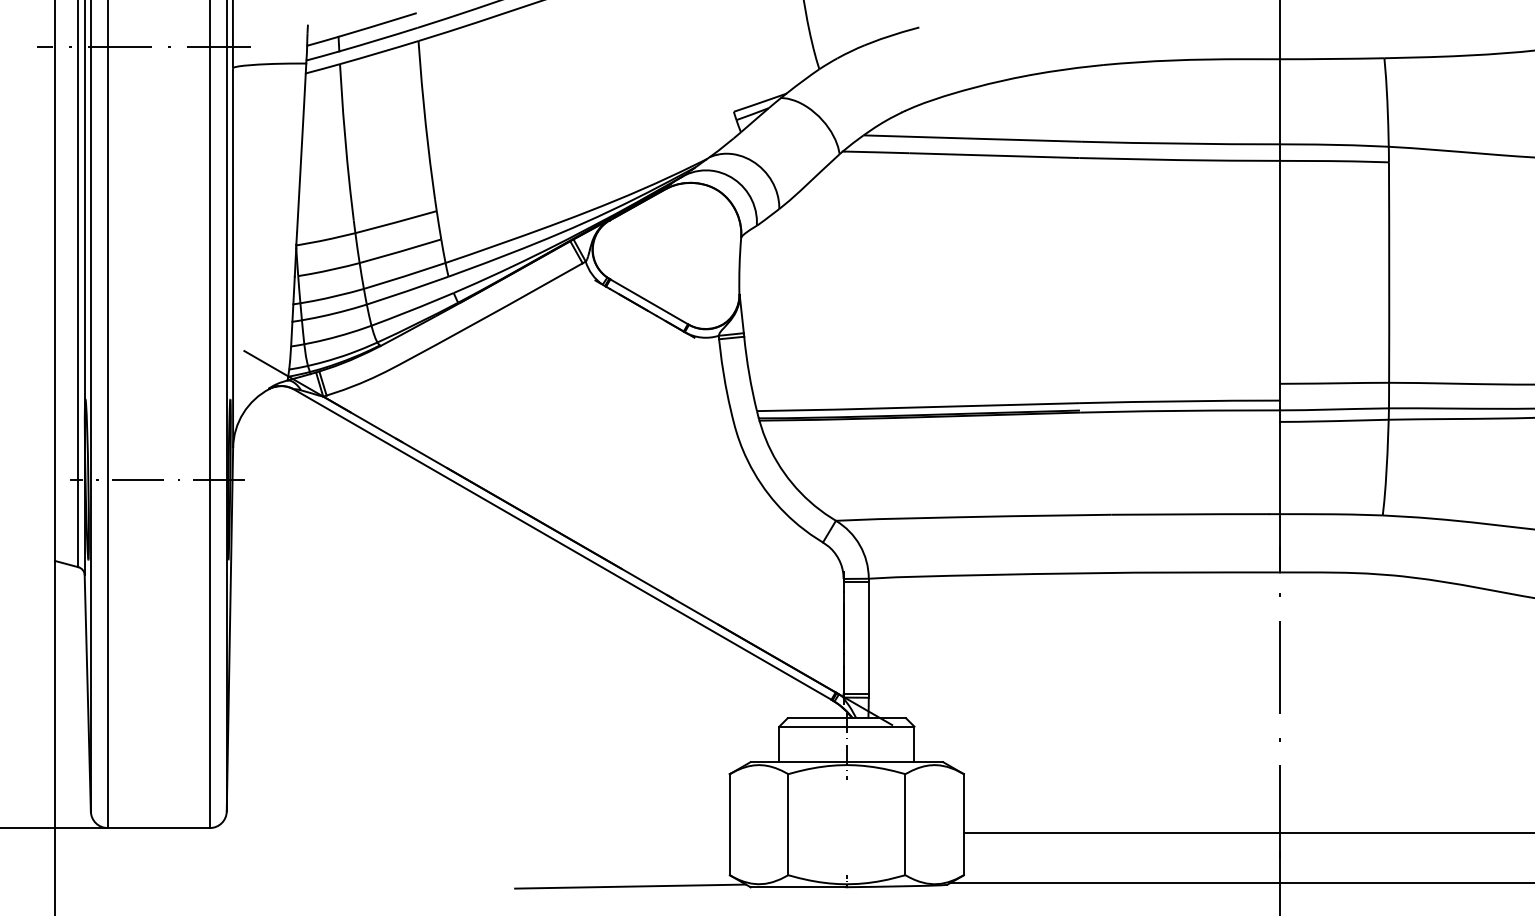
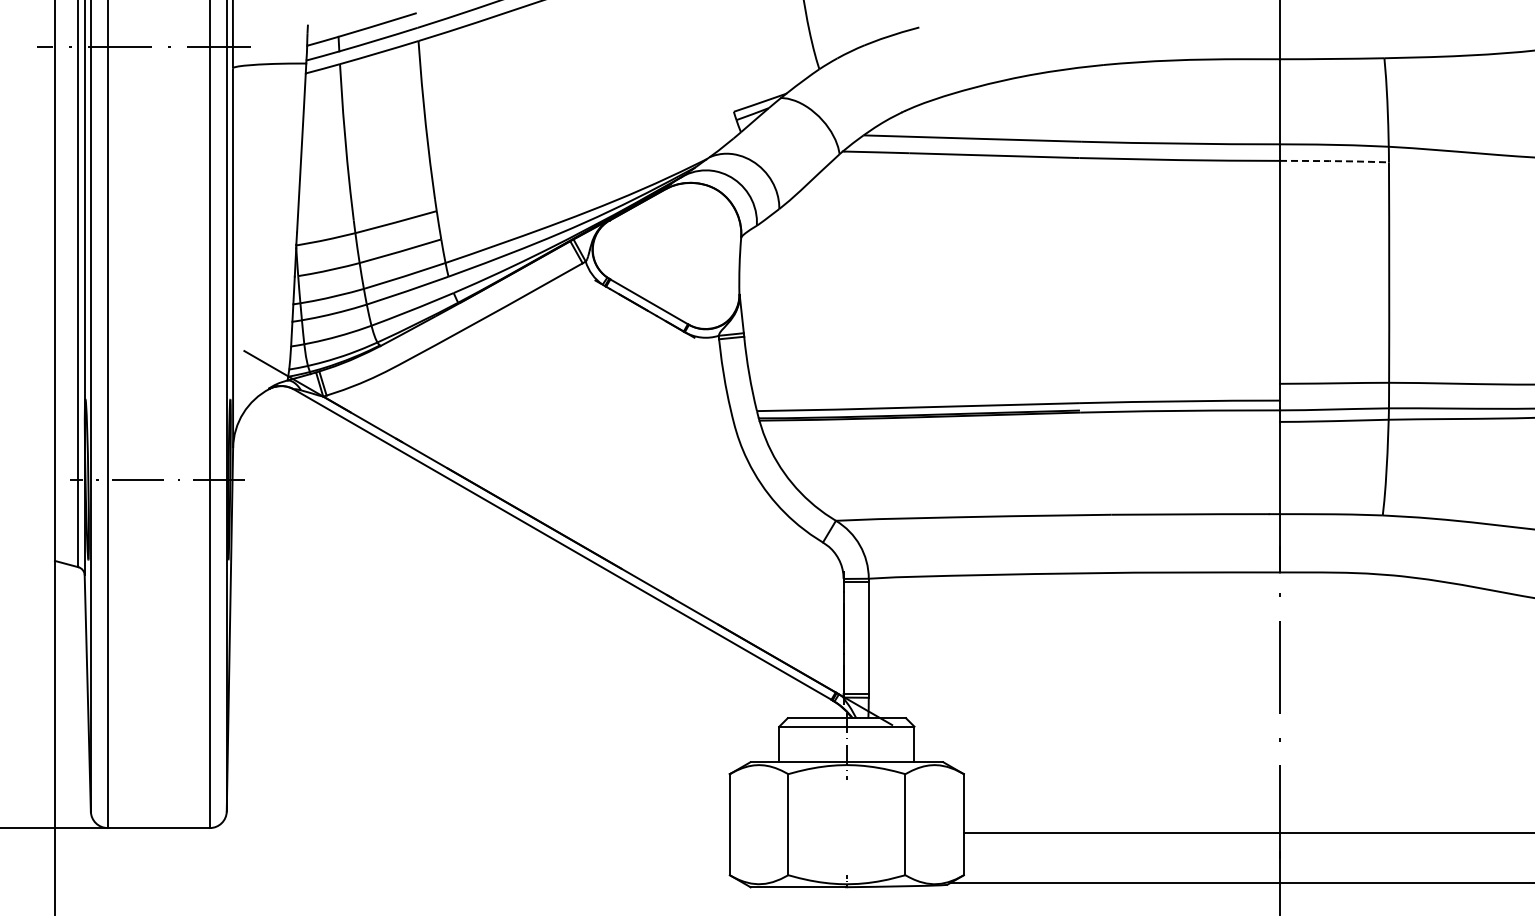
line: solid -> dashed (1335, 161)
line: present -> none (630, 886)
